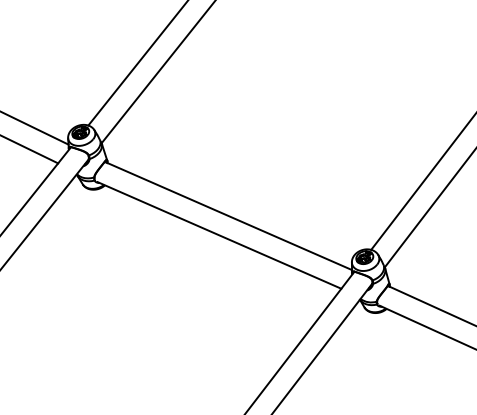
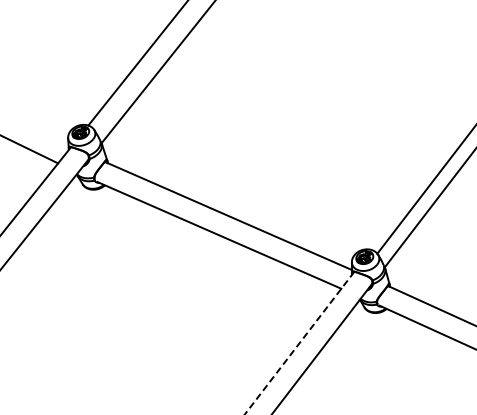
line: present -> none (35, 128)
line position: (422, 182) -> (425, 190) (425, 190)
line: solid -> dashed (299, 343)
